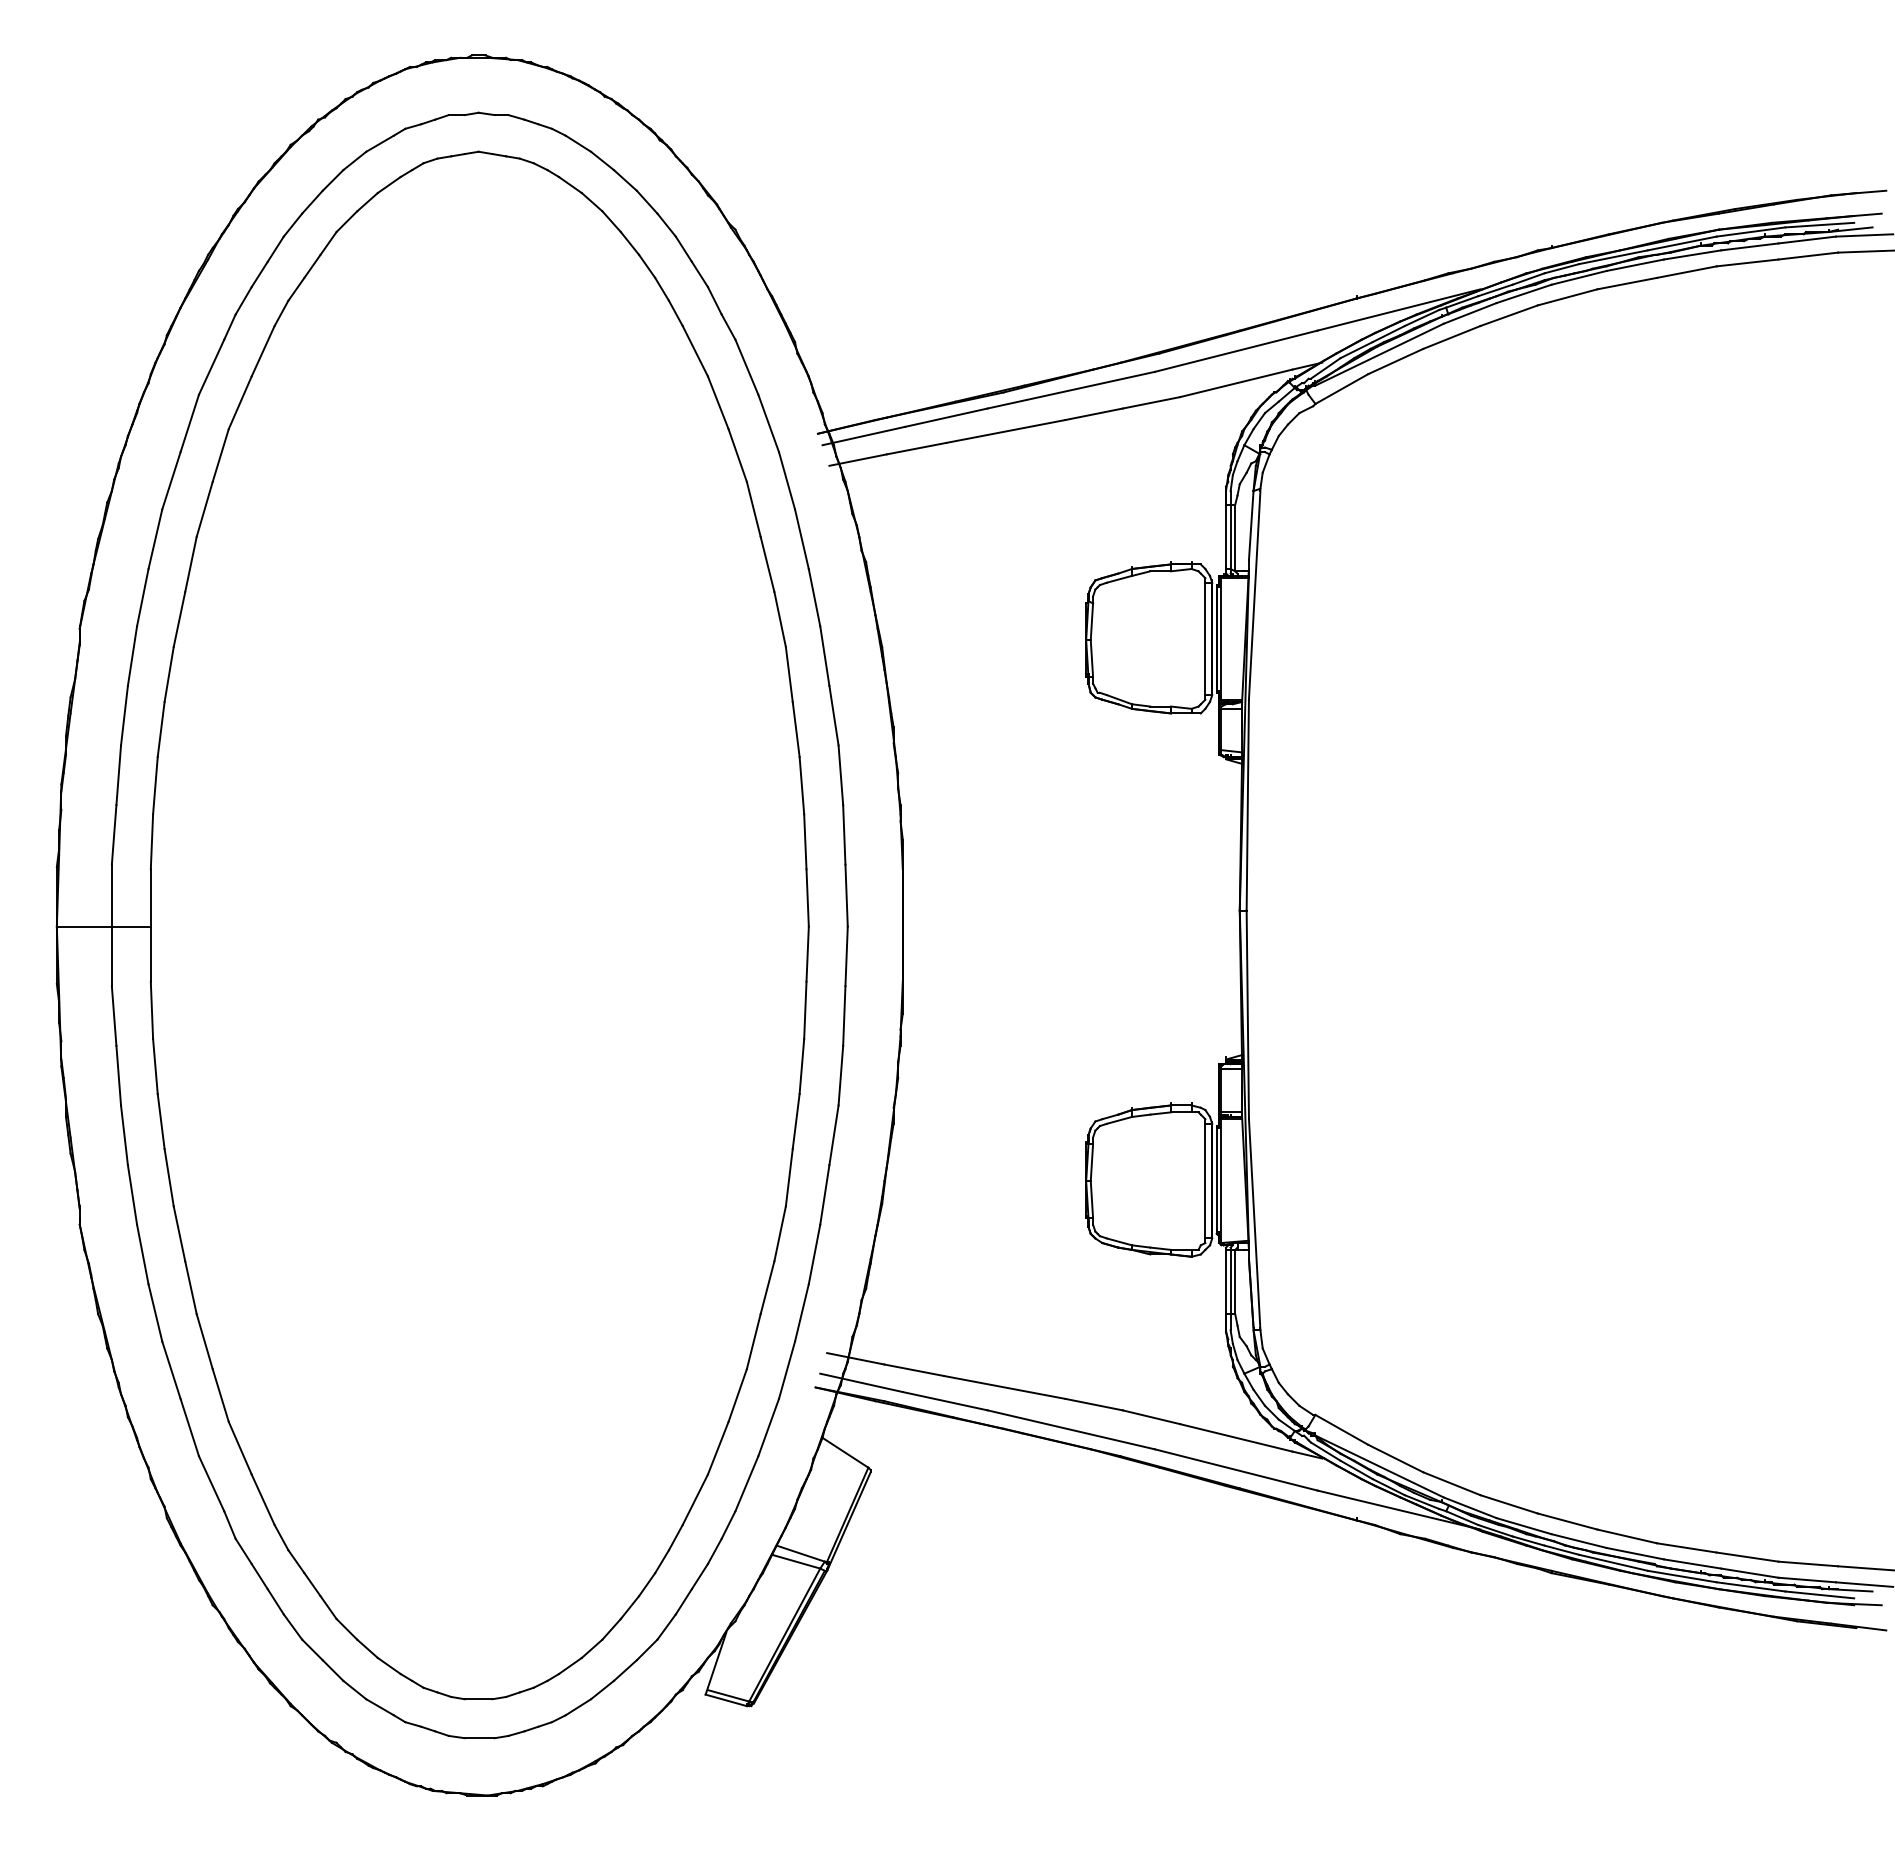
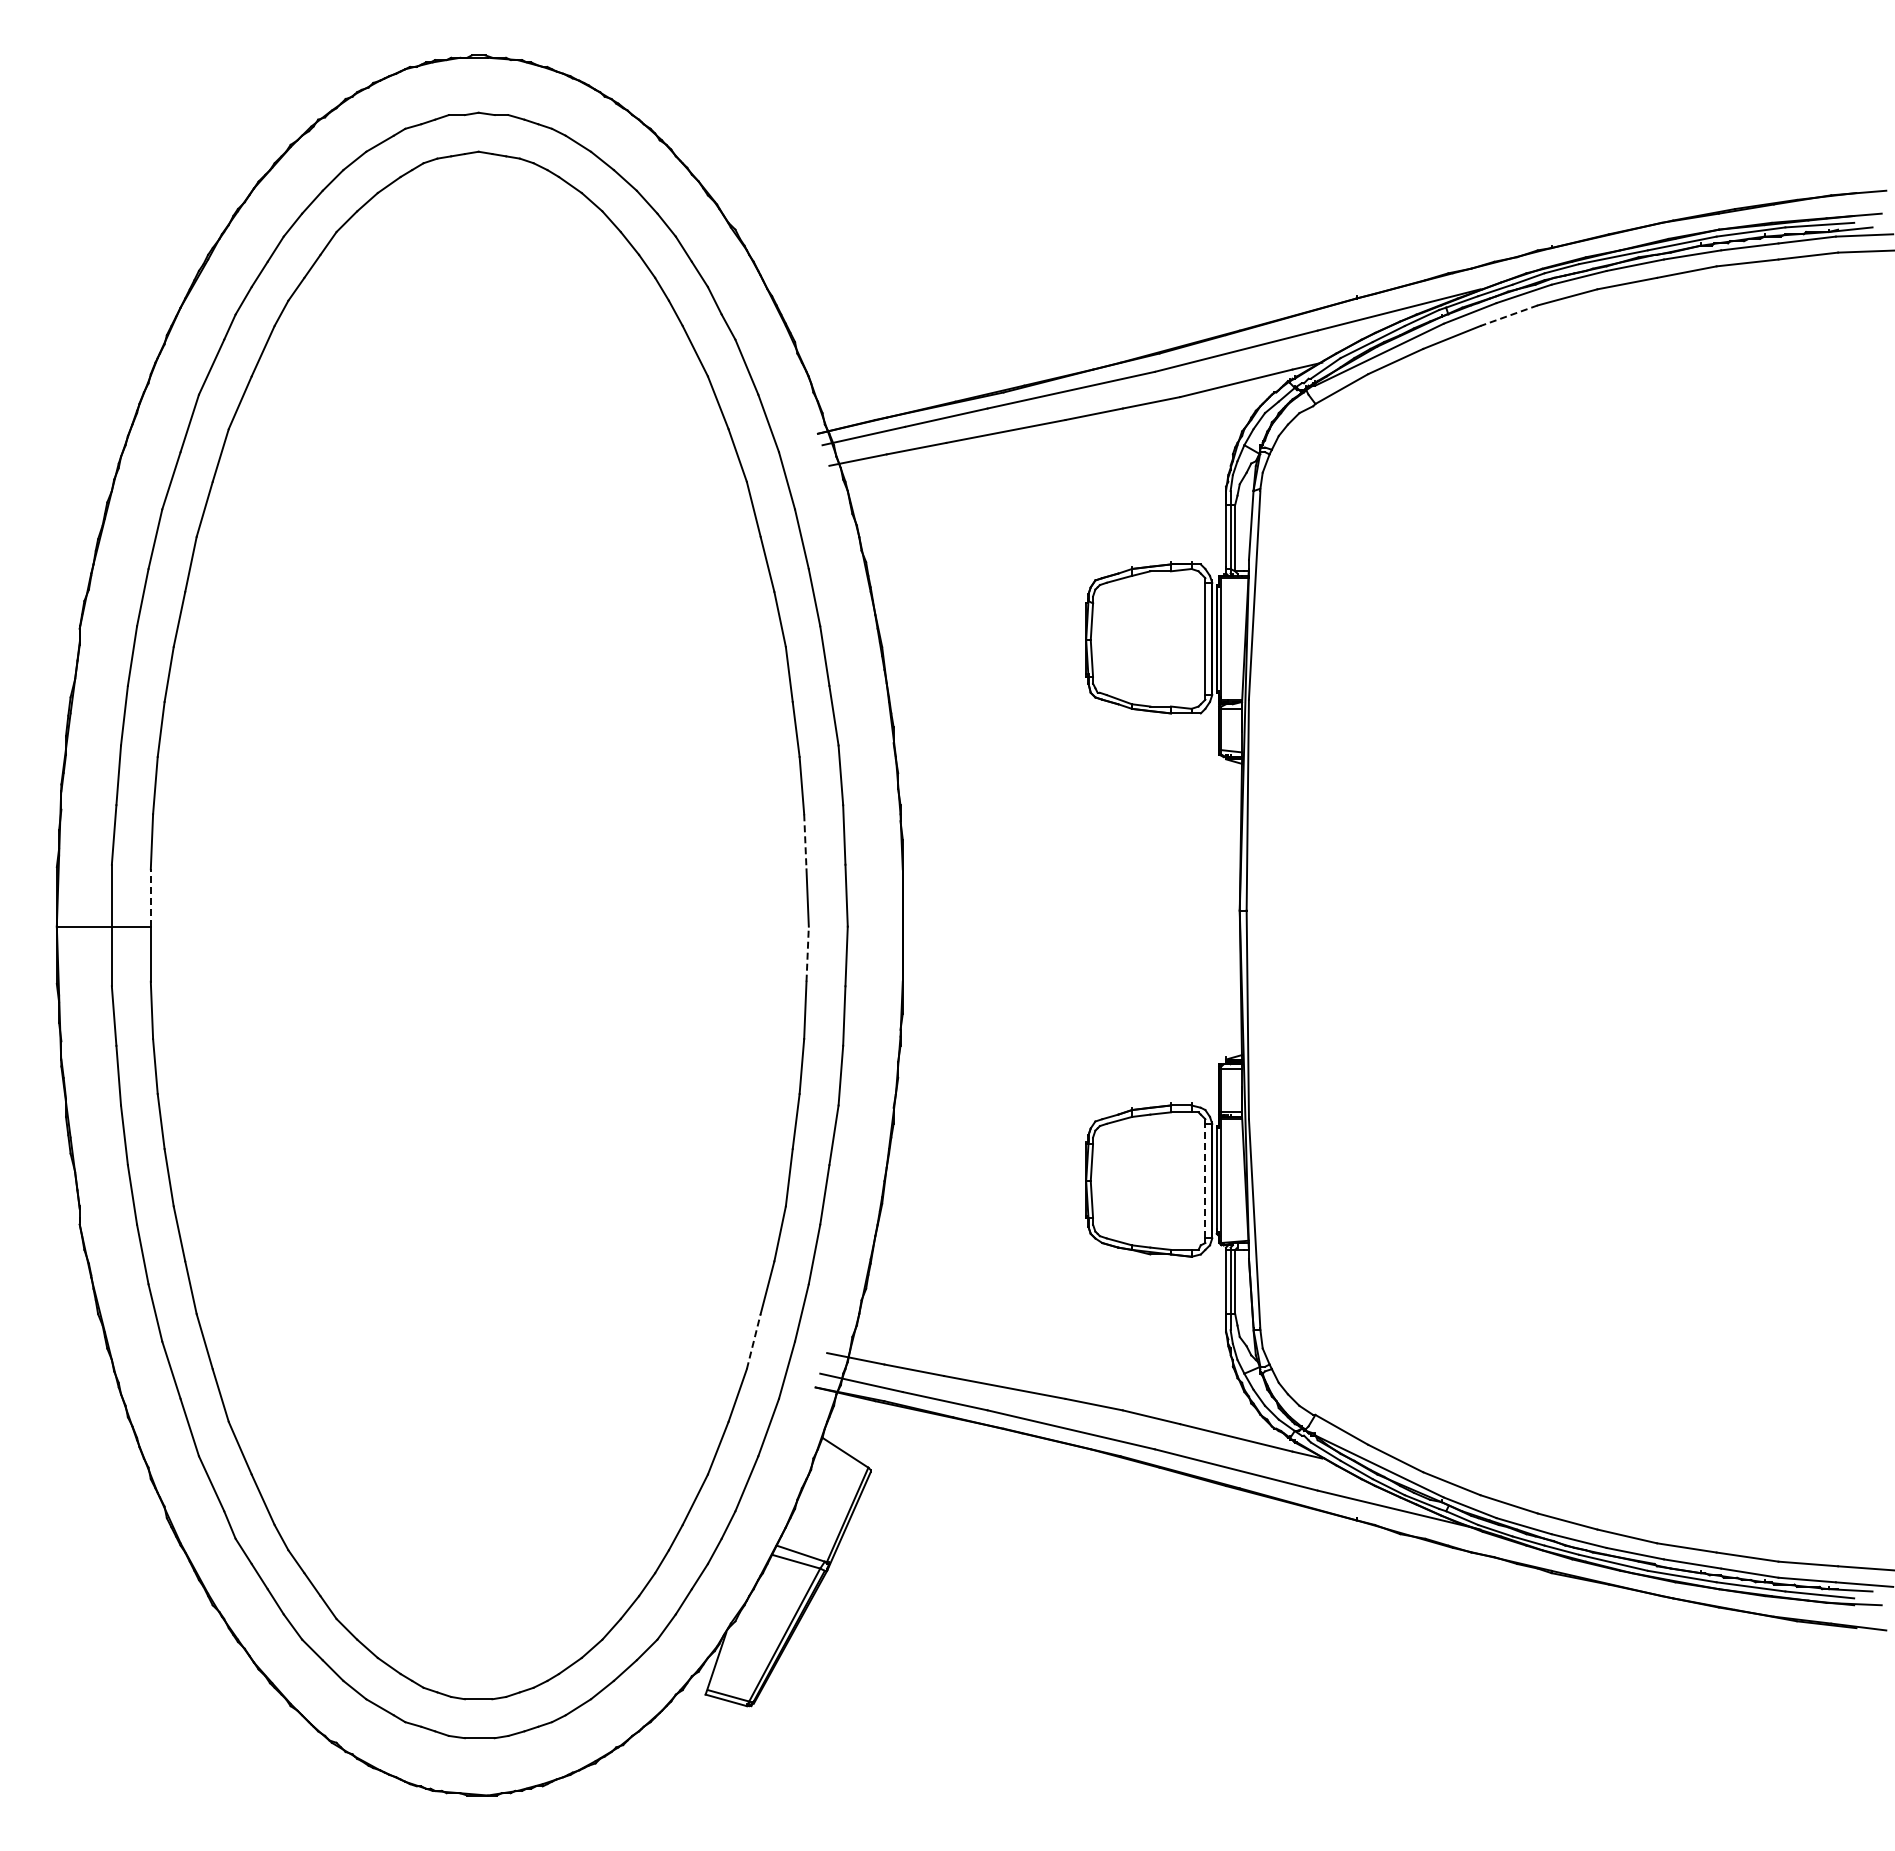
line: solid -> dashed (1508, 315)
line: solid -> dashed (805, 841)
line: solid -> dashed (150, 898)
line: solid -> dashed (807, 954)
line: solid -> dashed (1205, 1180)
line: solid -> dashed (753, 1341)
